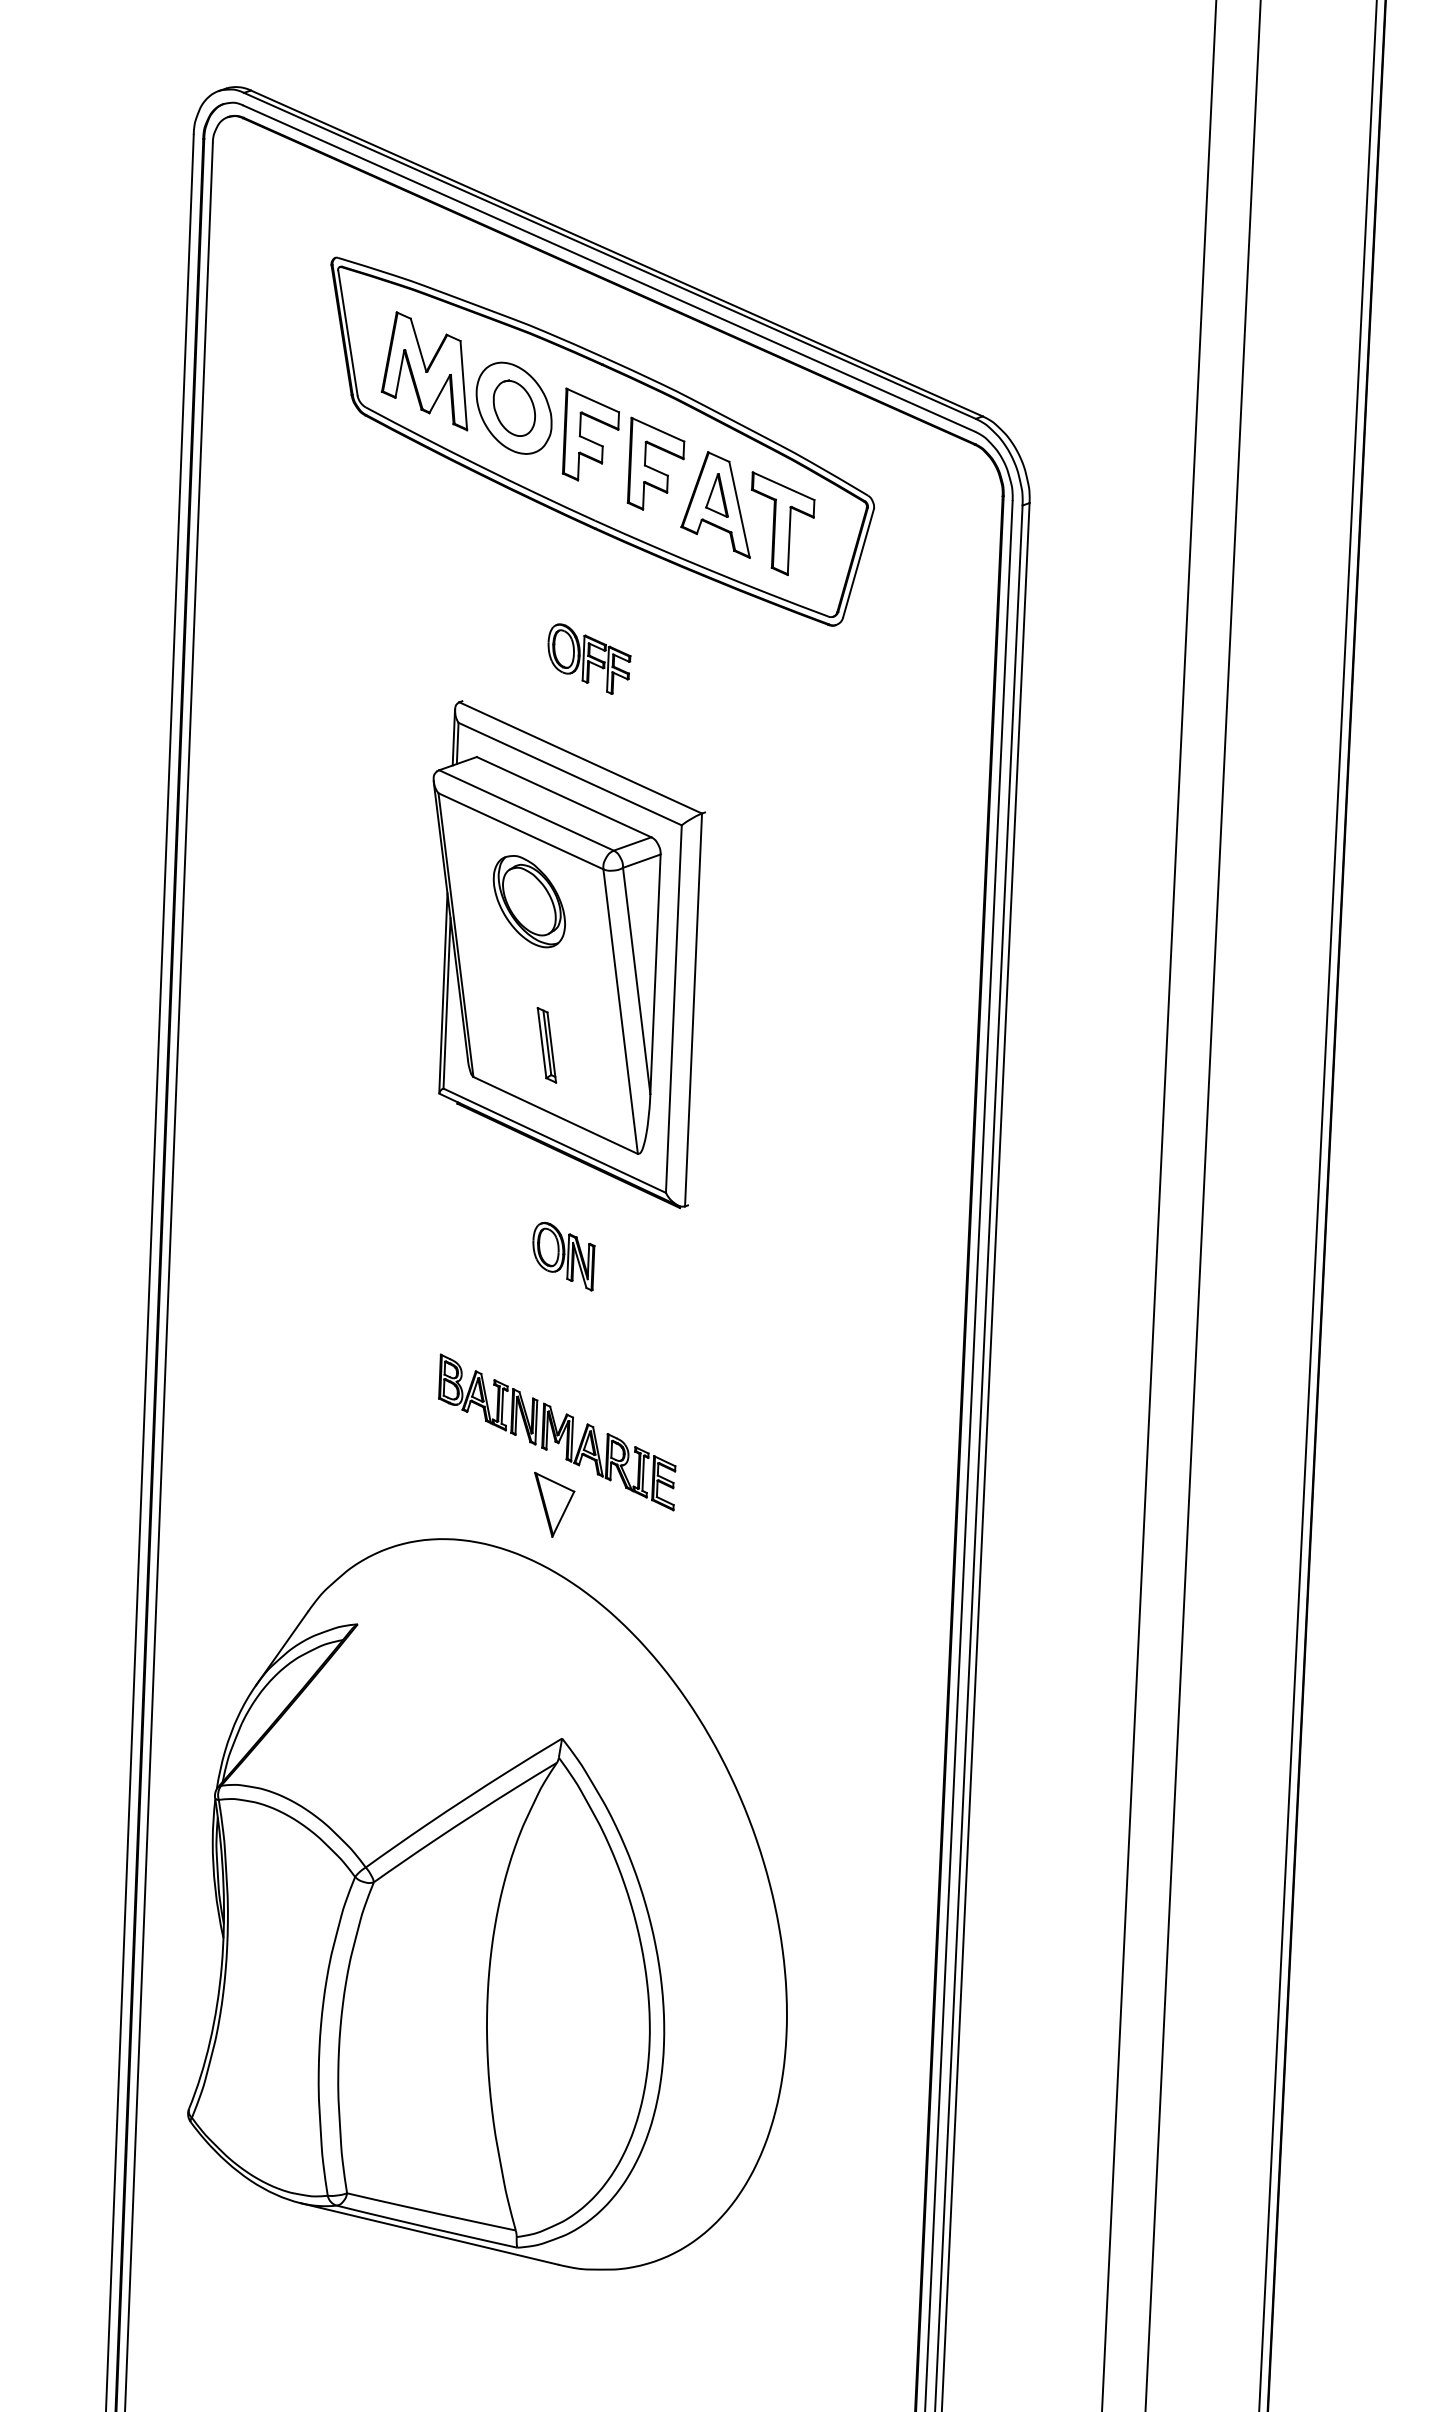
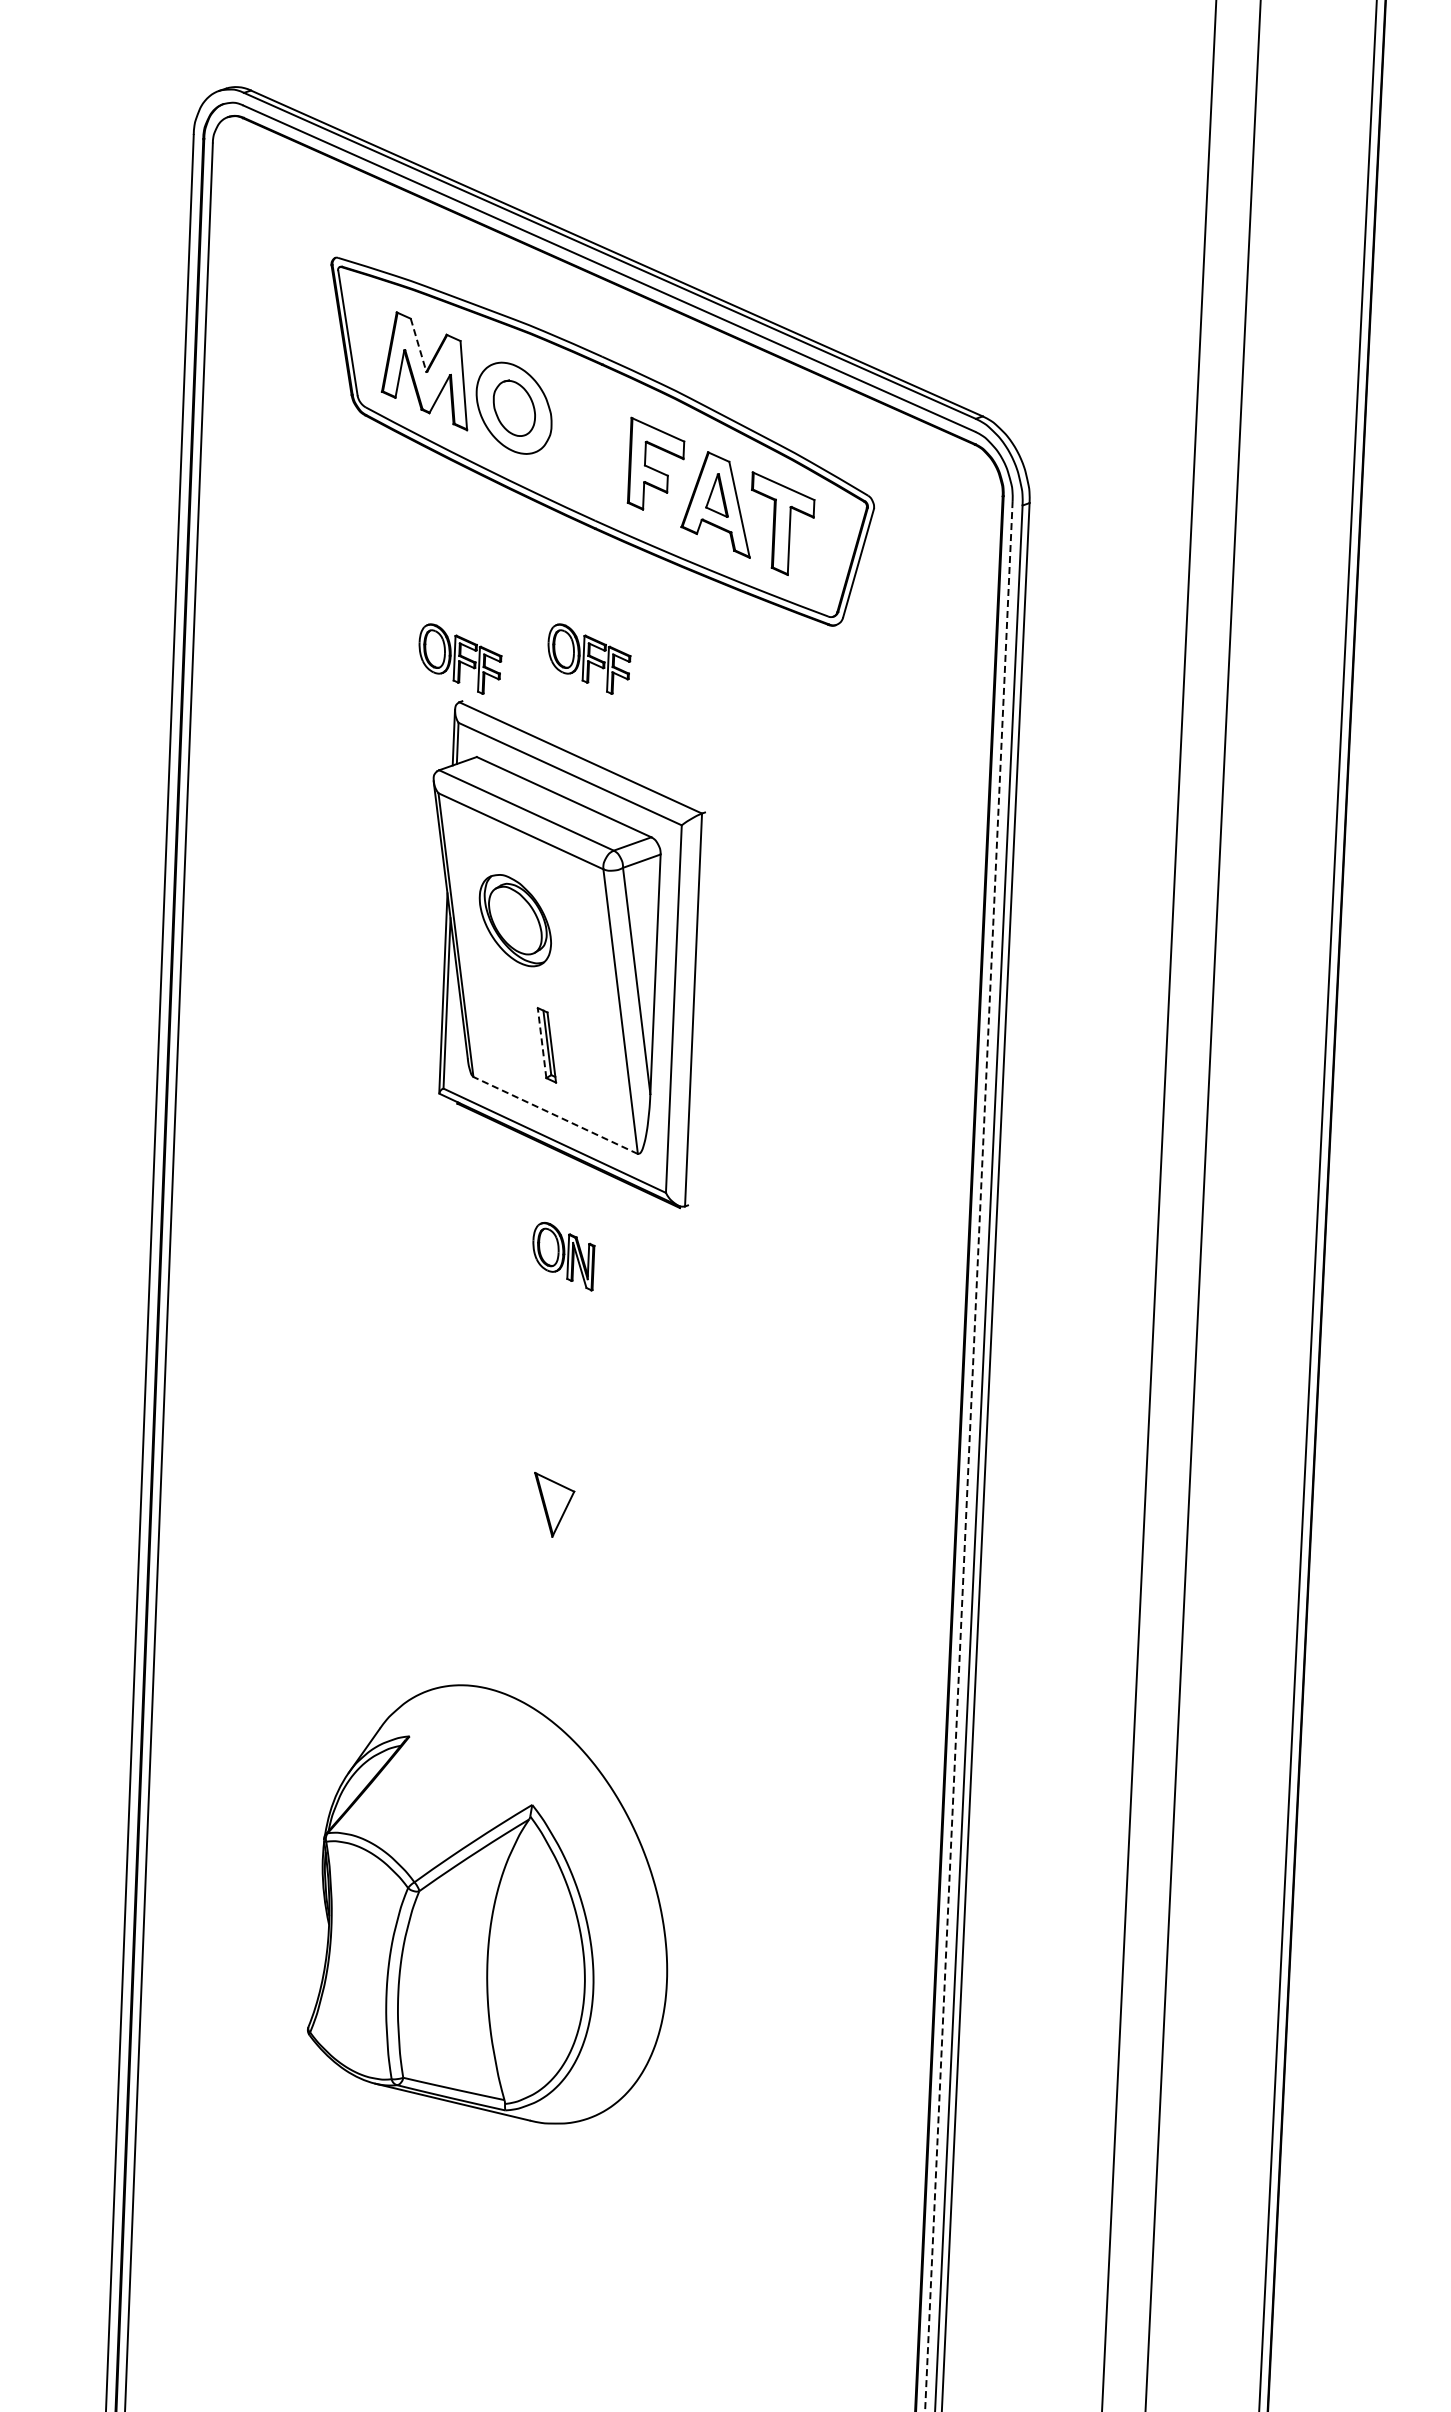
line: solid -> dashed (418, 345)
part: present -> none (590, 434)
part: none -> present (460, 658)
part position: (528, 901) -> (514, 920) (514, 920)
line: solid -> dashed (542, 1042)
line: solid -> dashed (555, 1115)
part: present -> none (557, 1432)
line: solid -> dashed (968, 1456)
part size: 601x733 px -> 362x441 px (487, 1904)
